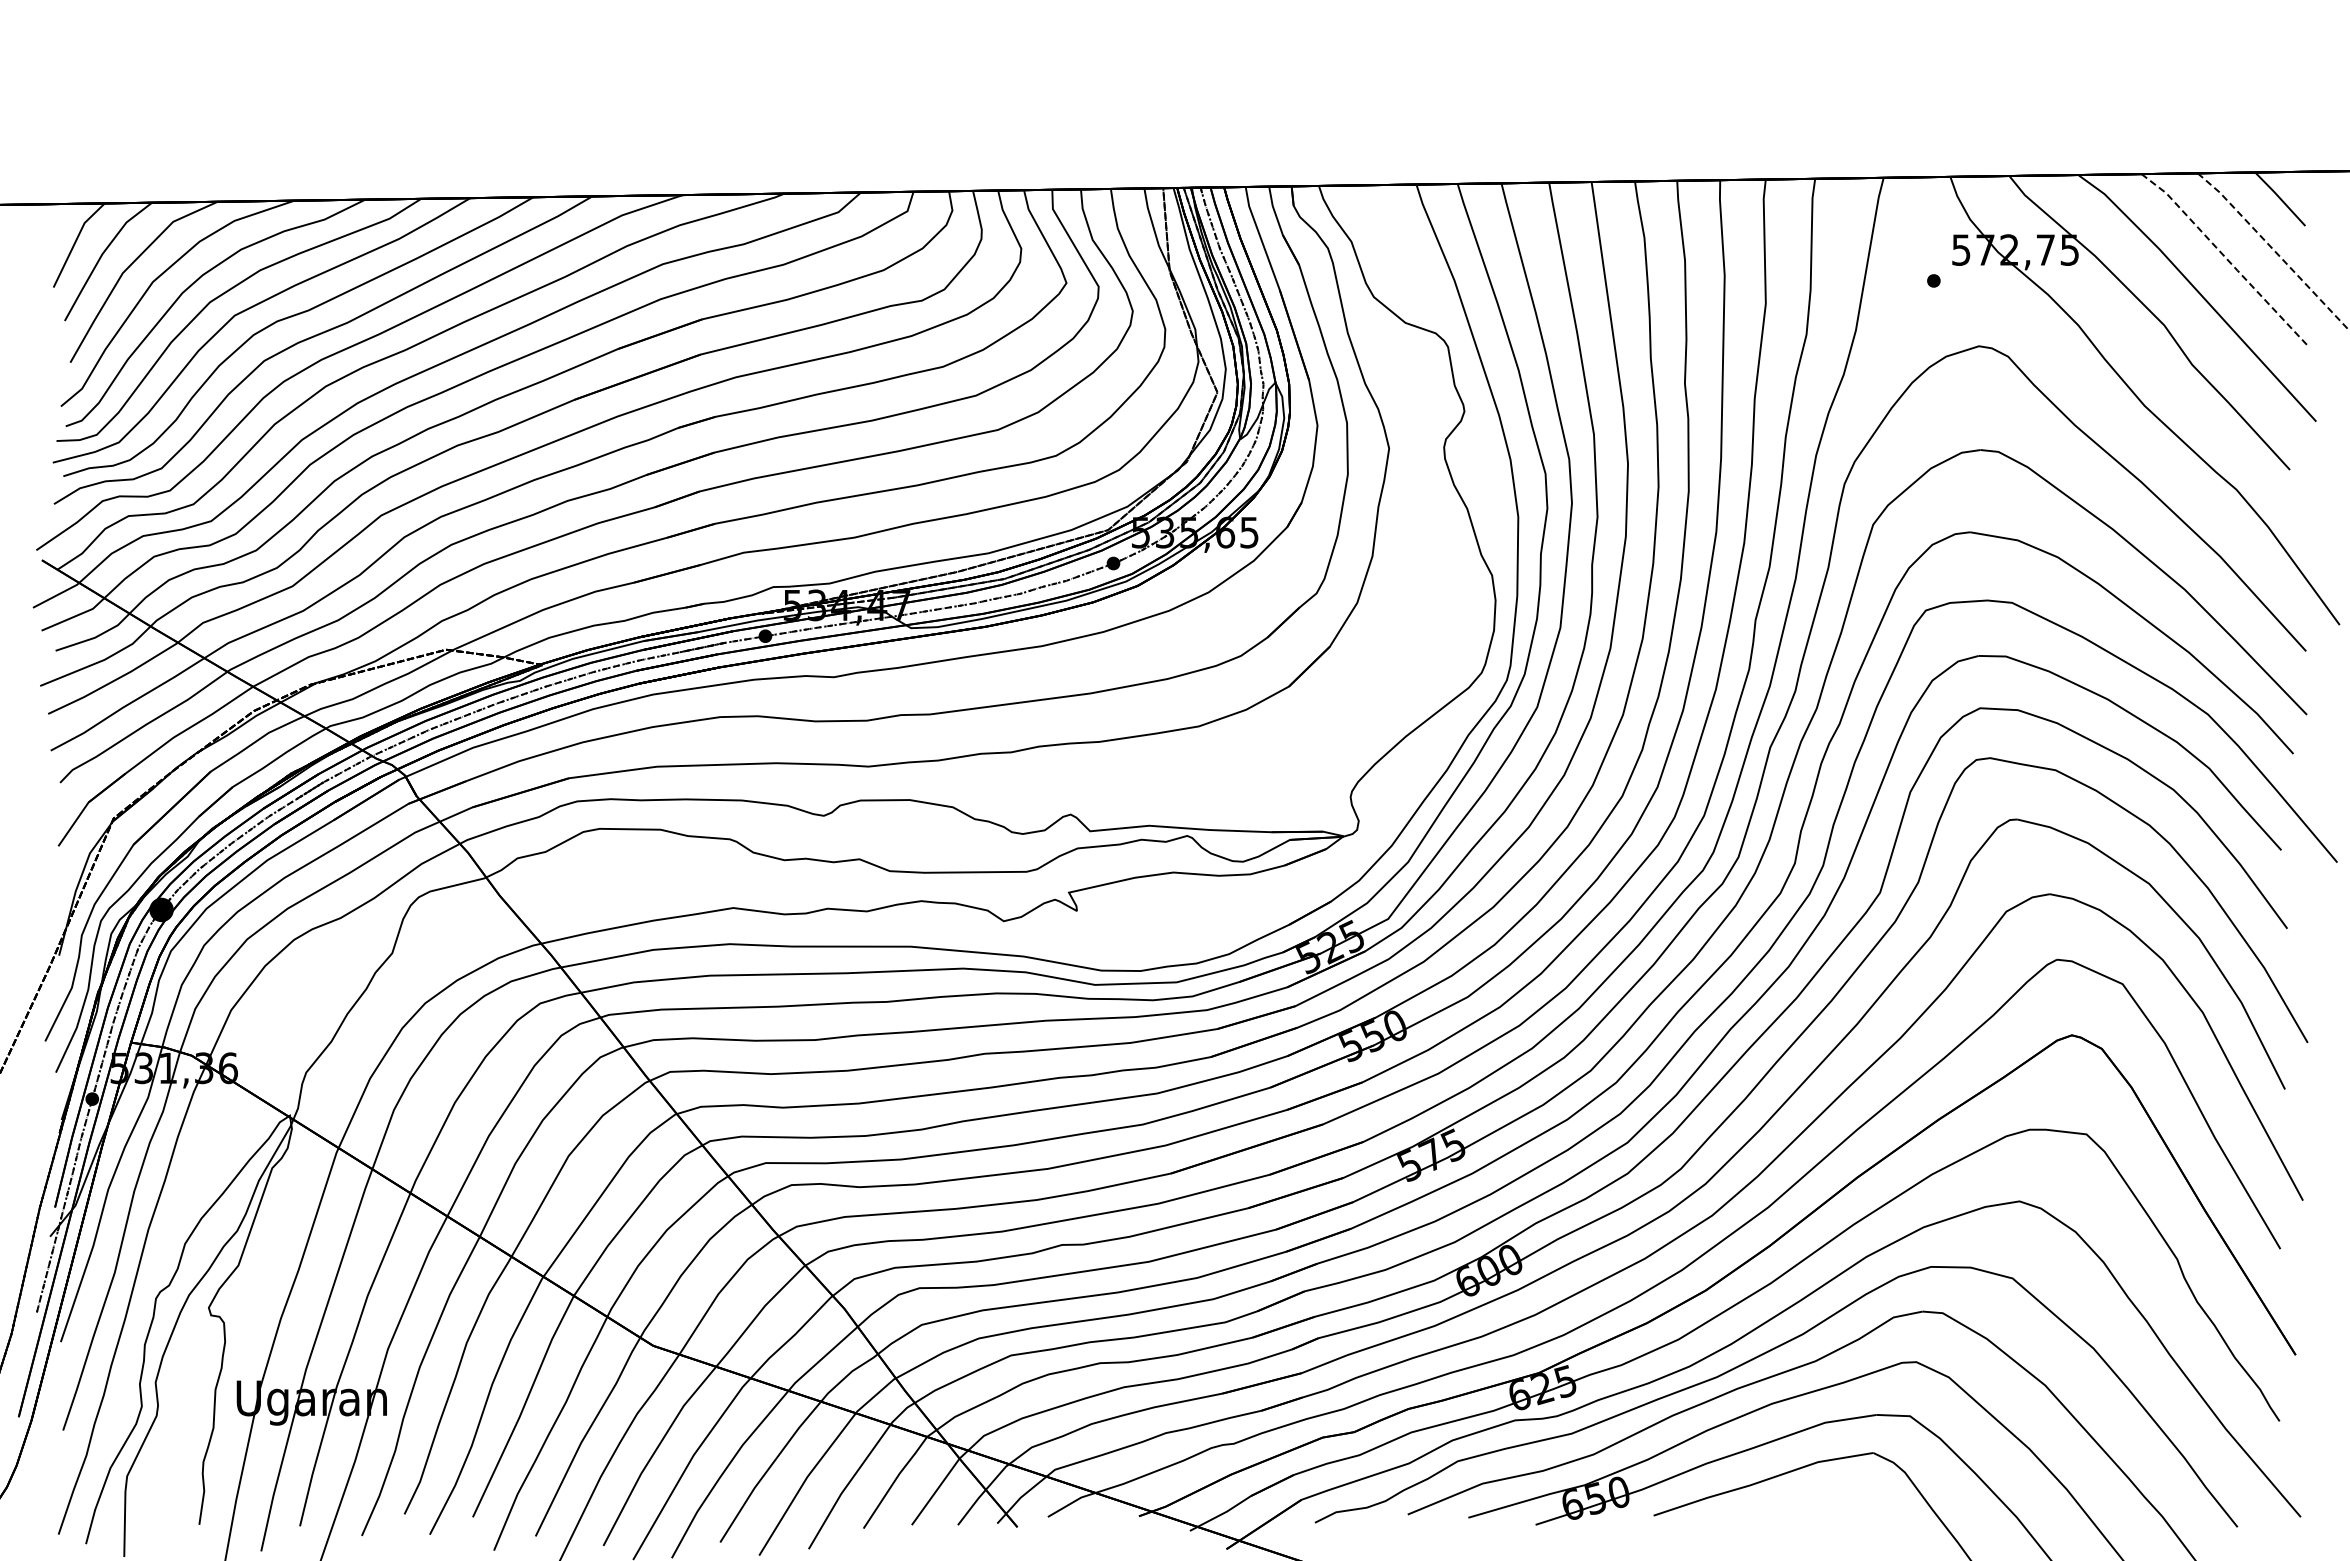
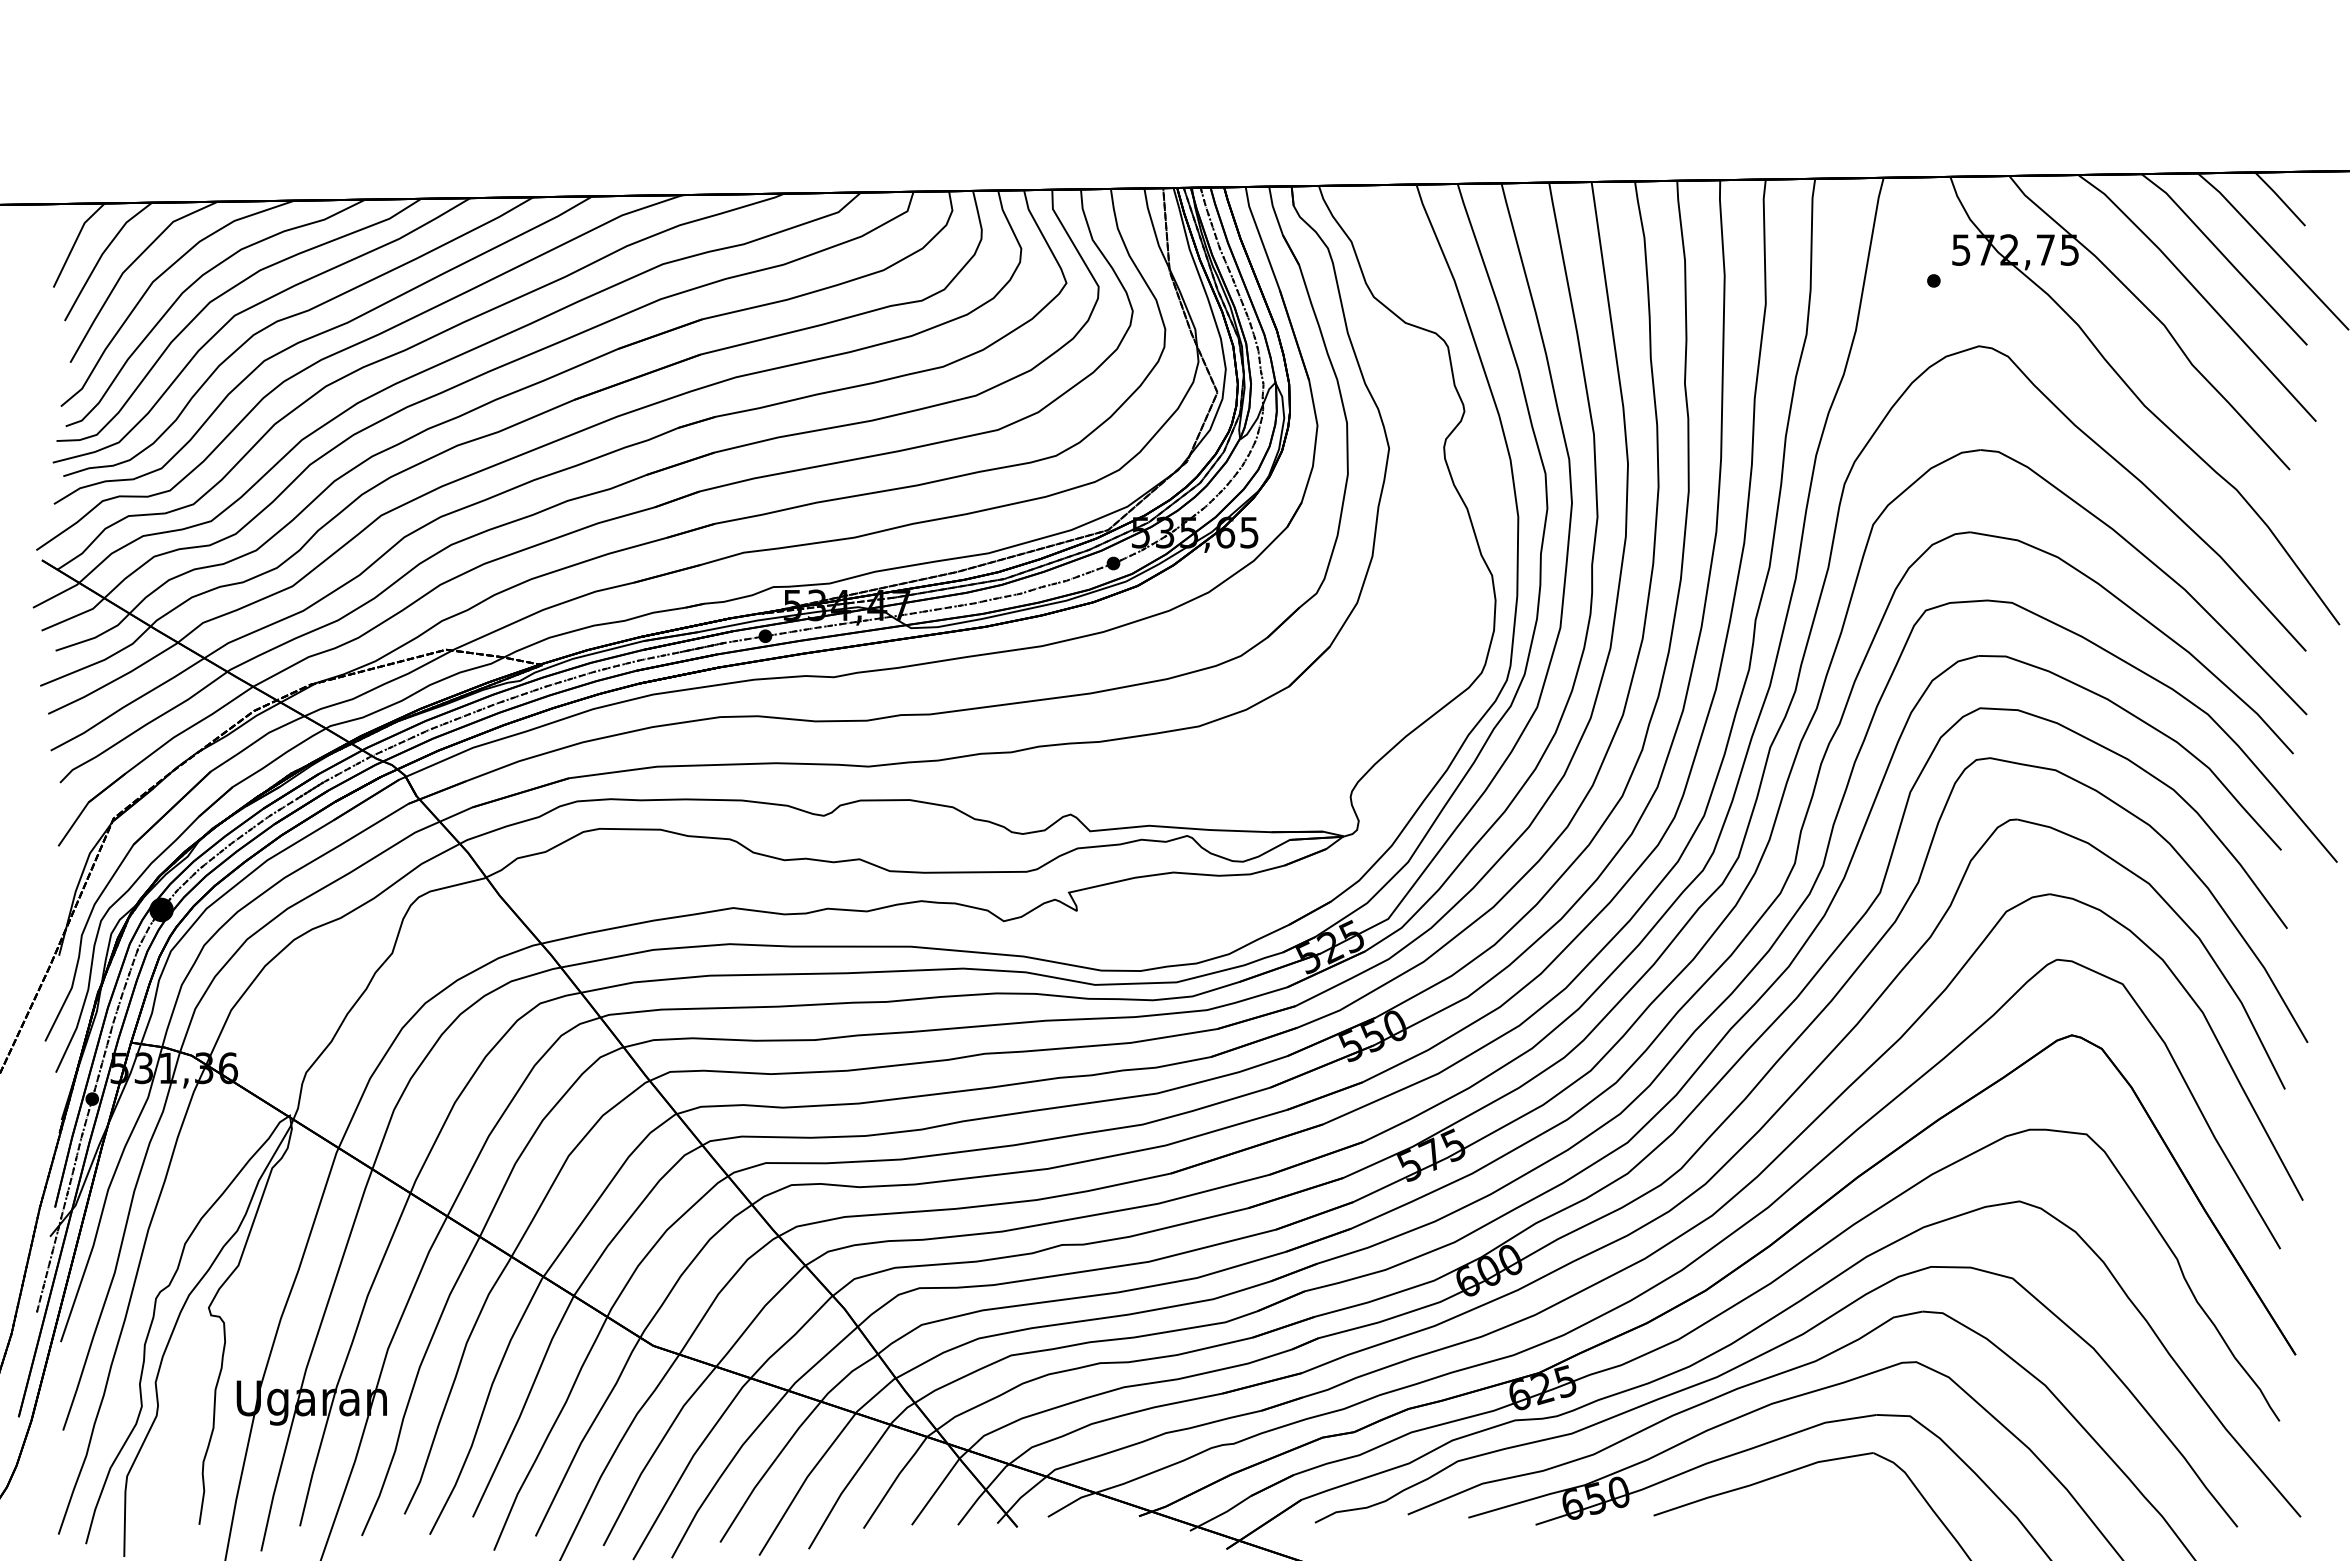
line: dashed -> solid (2274, 250)
line: dashed -> solid (2226, 258)
